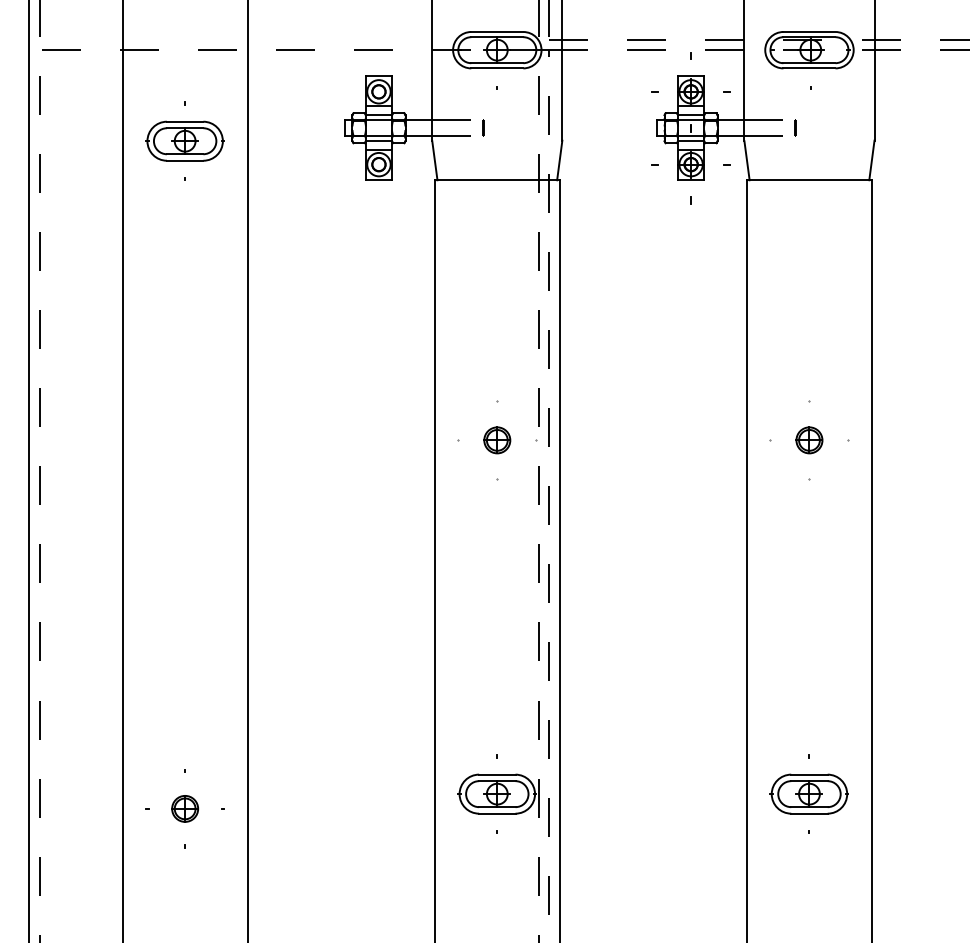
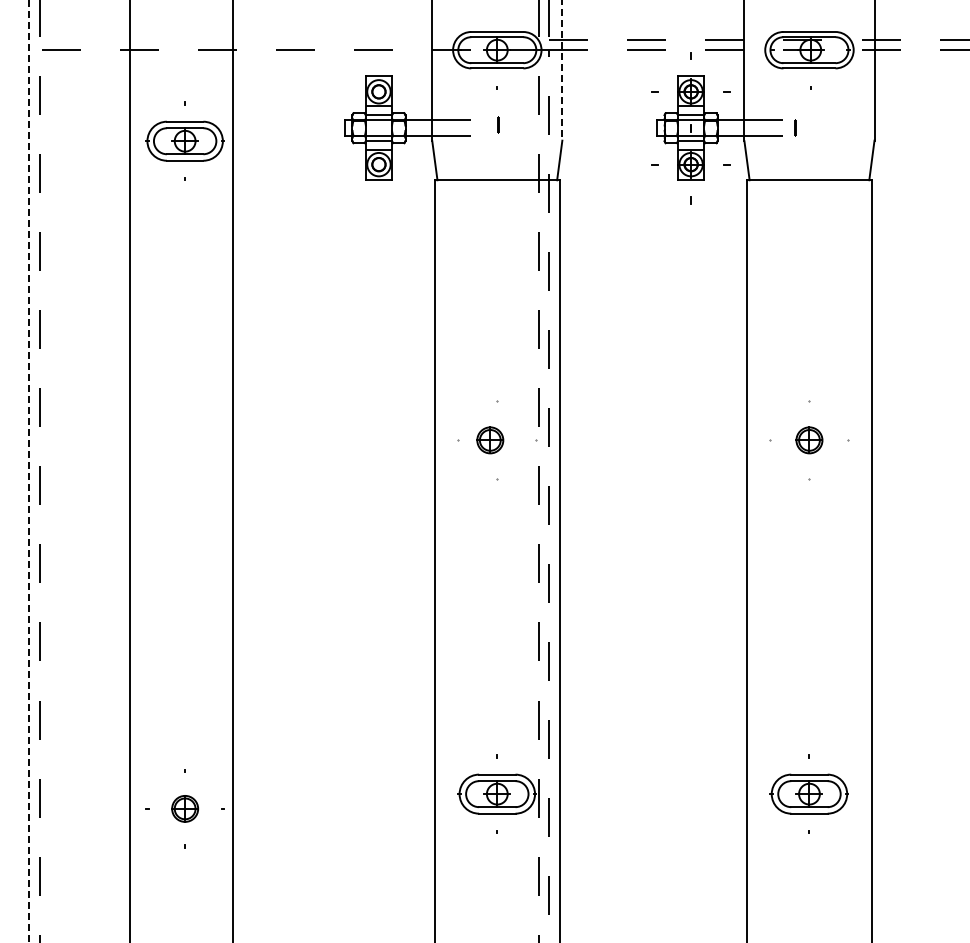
line: solid -> dashed (562, 70)
line position: (483, 127) -> (498, 124) (498, 124)
part position: (497, 440) -> (490, 440) (490, 440)
line: solid -> dashed (29, 470)
line position: (122, 470) -> (129, 470) (129, 470)
line position: (247, 470) -> (232, 470) (232, 470)
